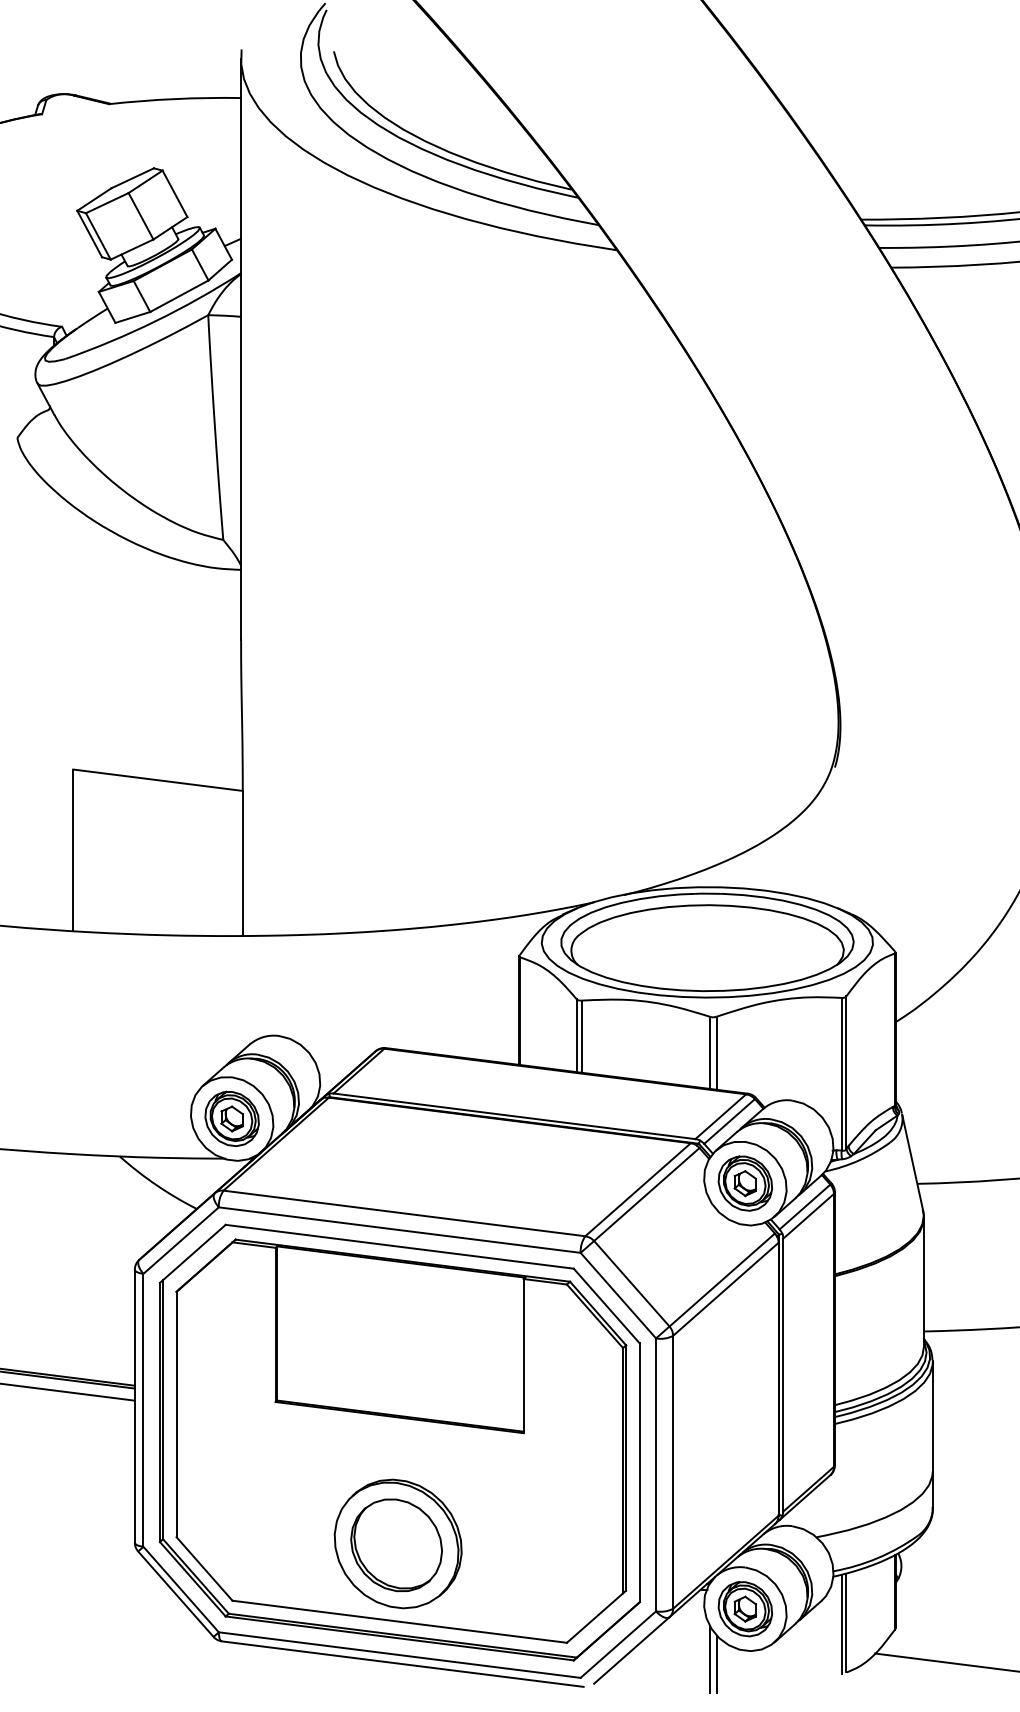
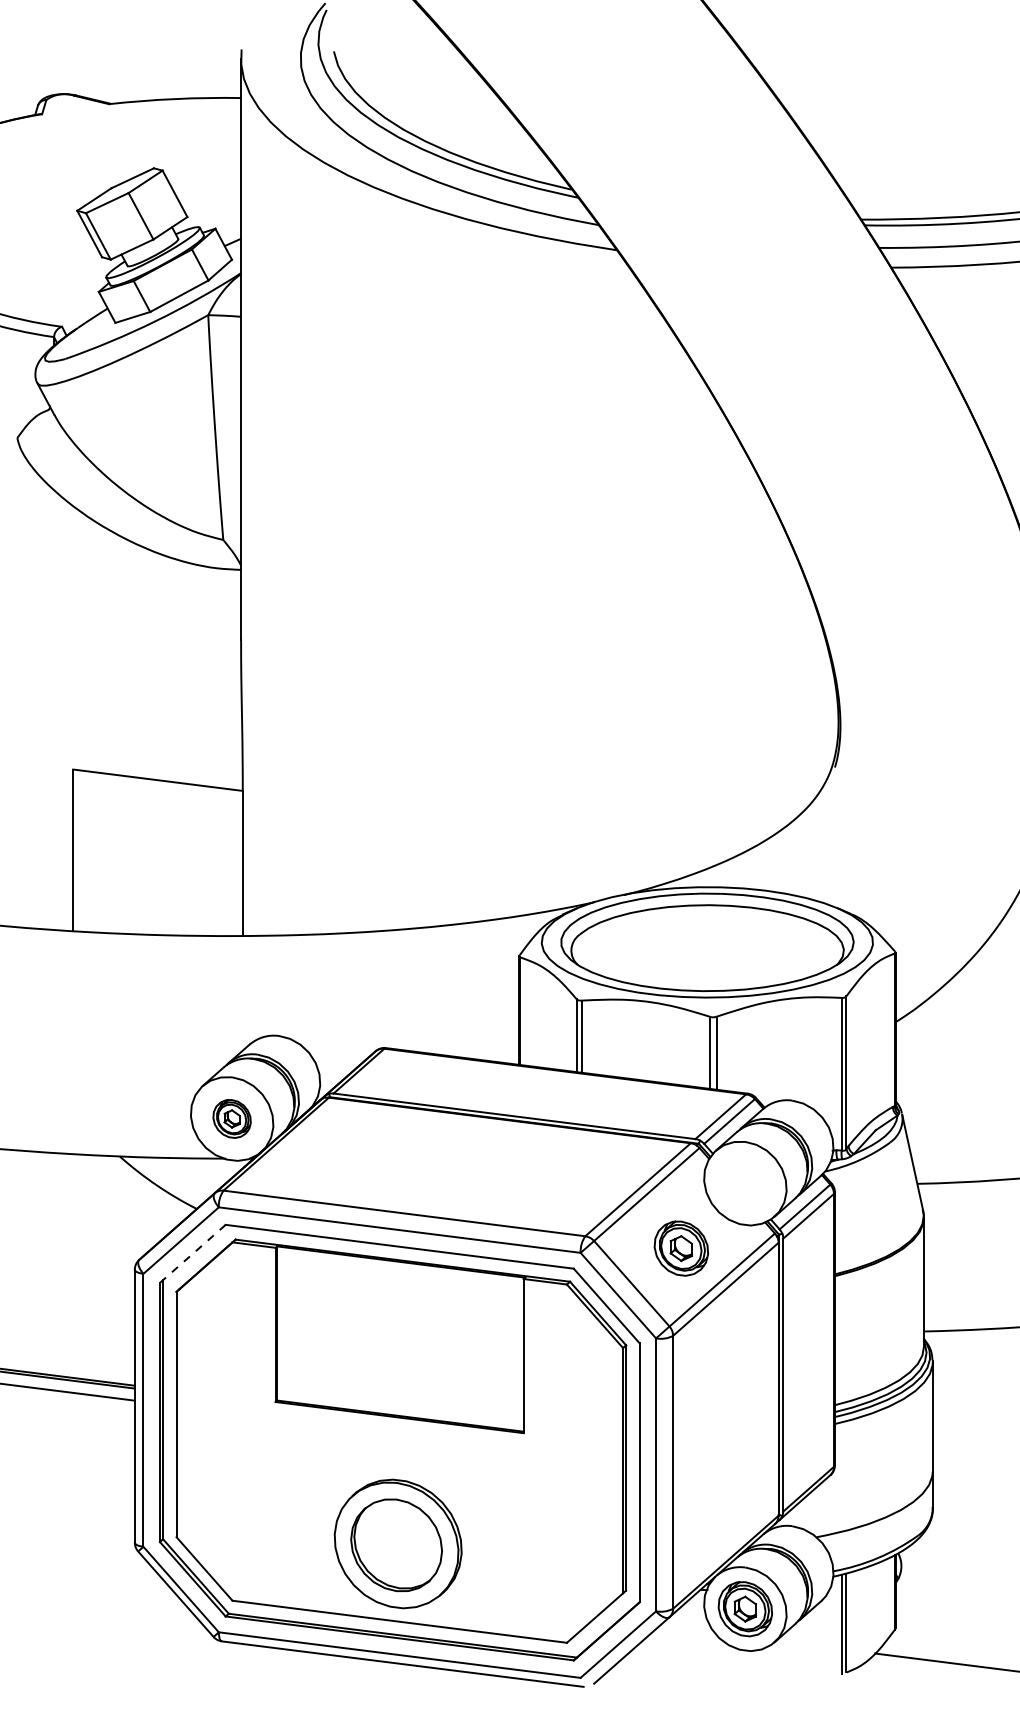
part size: 56x58 px -> 40x40 px (231, 1118)
part position: (744, 1183) -> (680, 1248) (680, 1248)
line: solid -> dashed (192, 1253)
line: present -> none (709, 1659)
line: present -> none (716, 1663)
